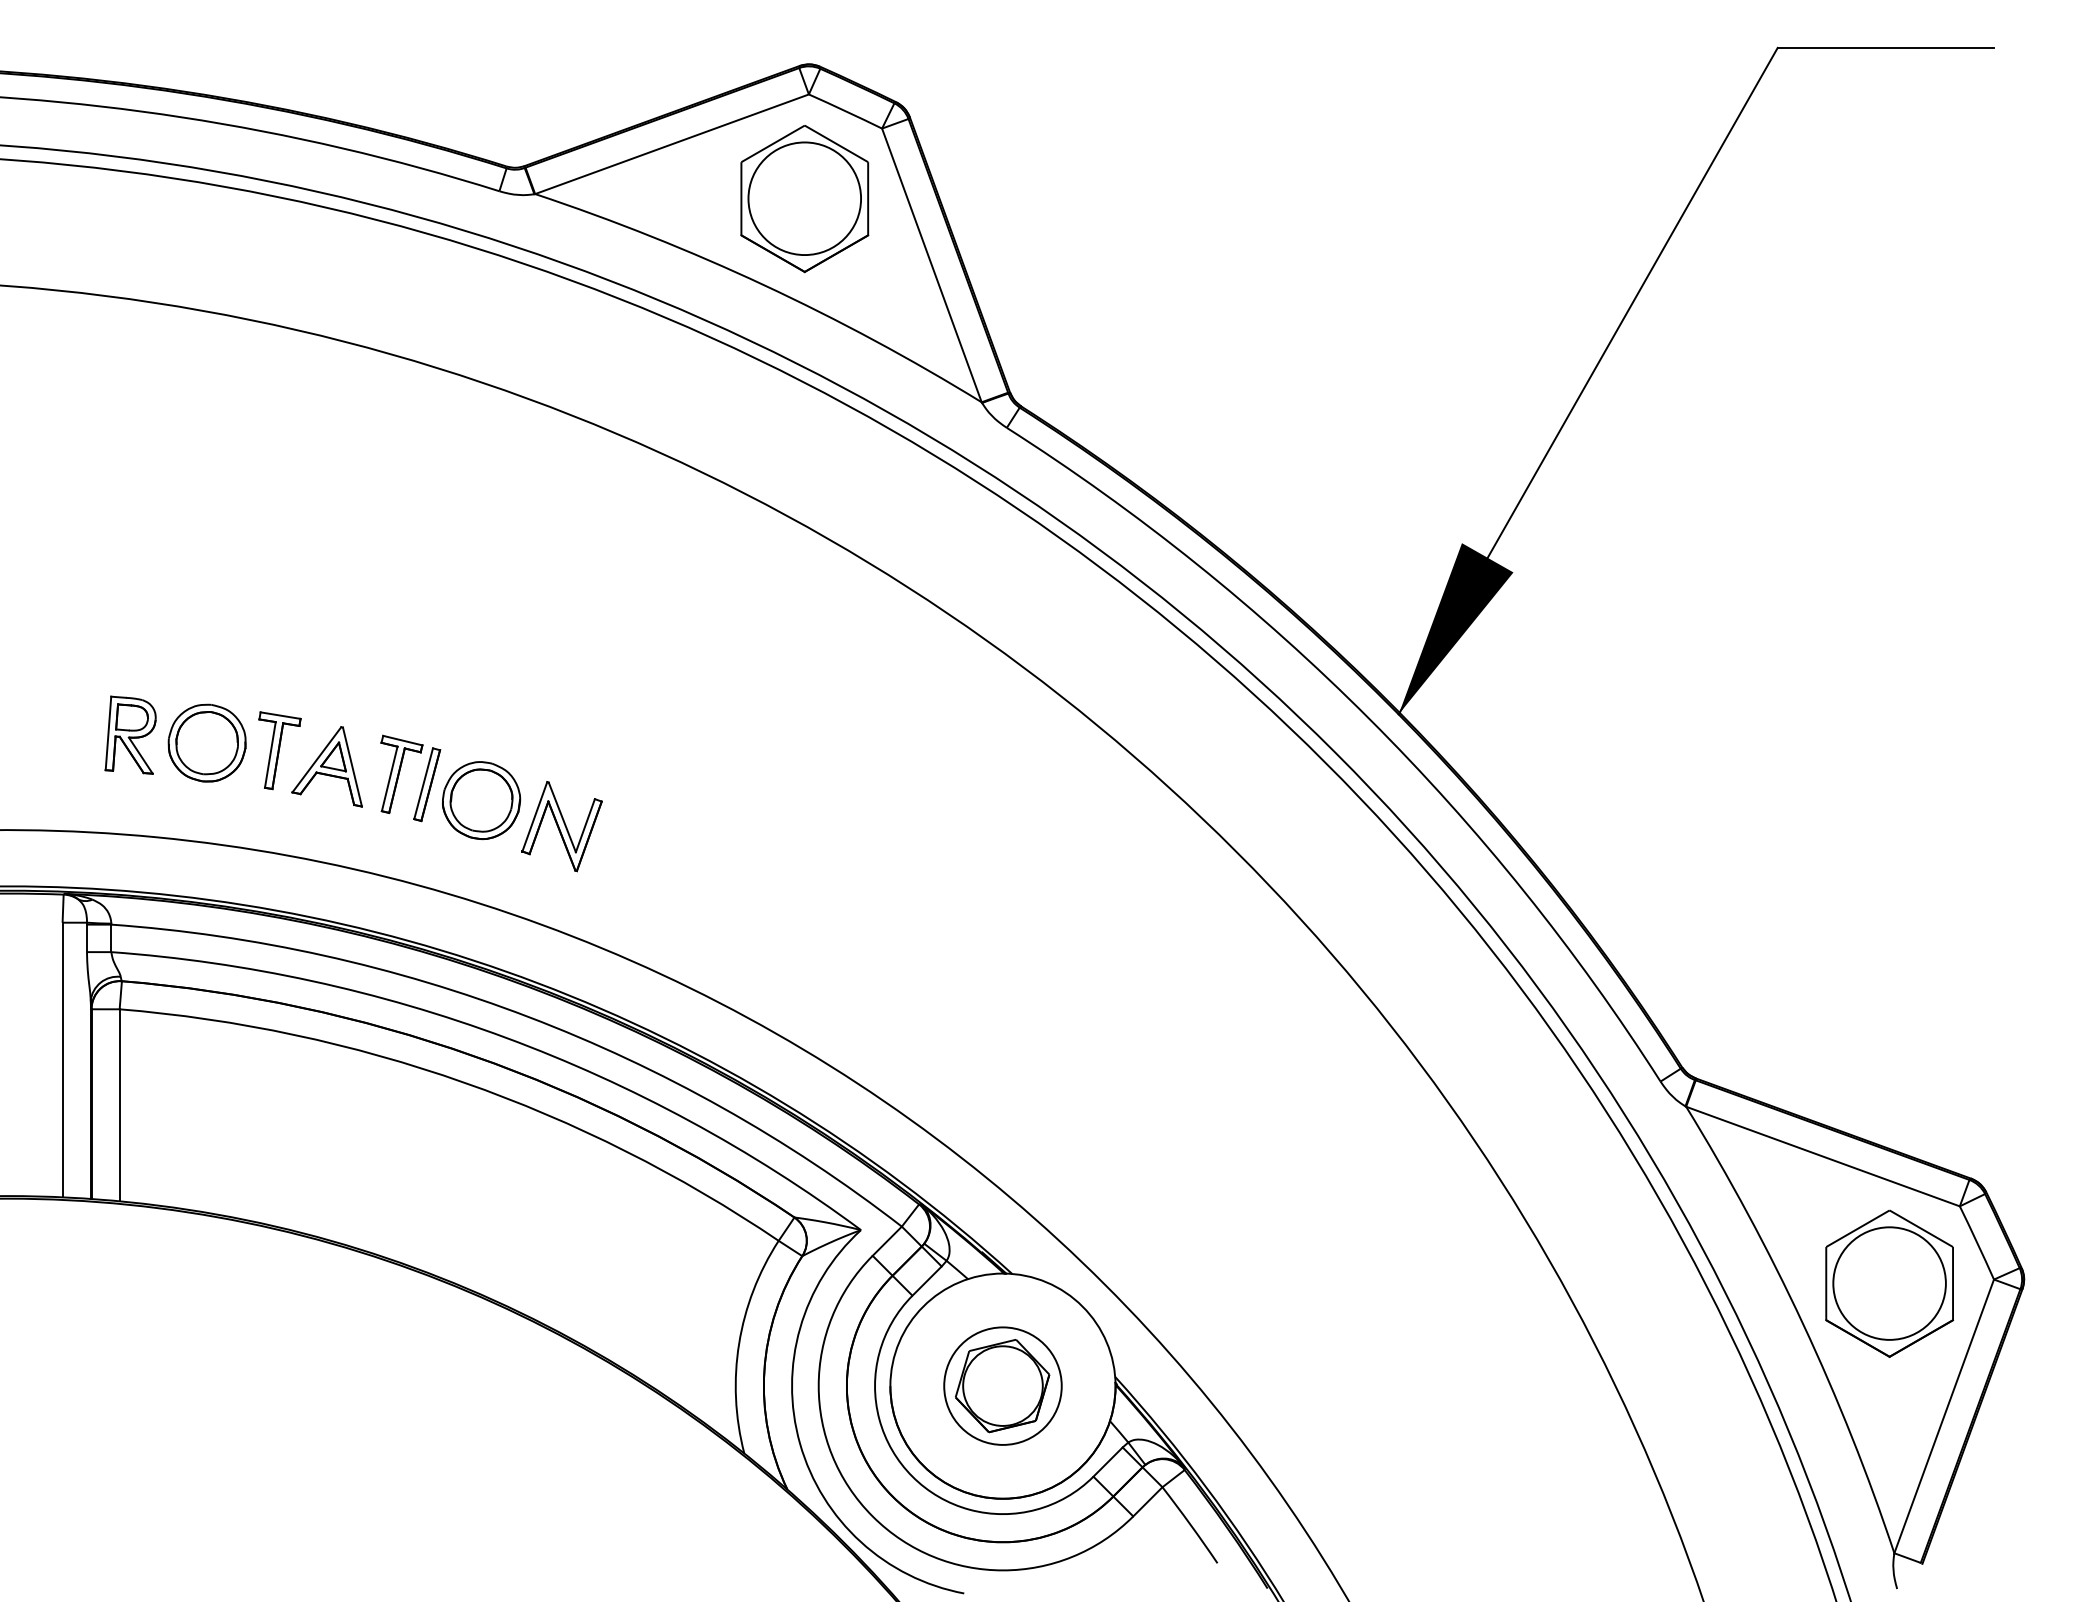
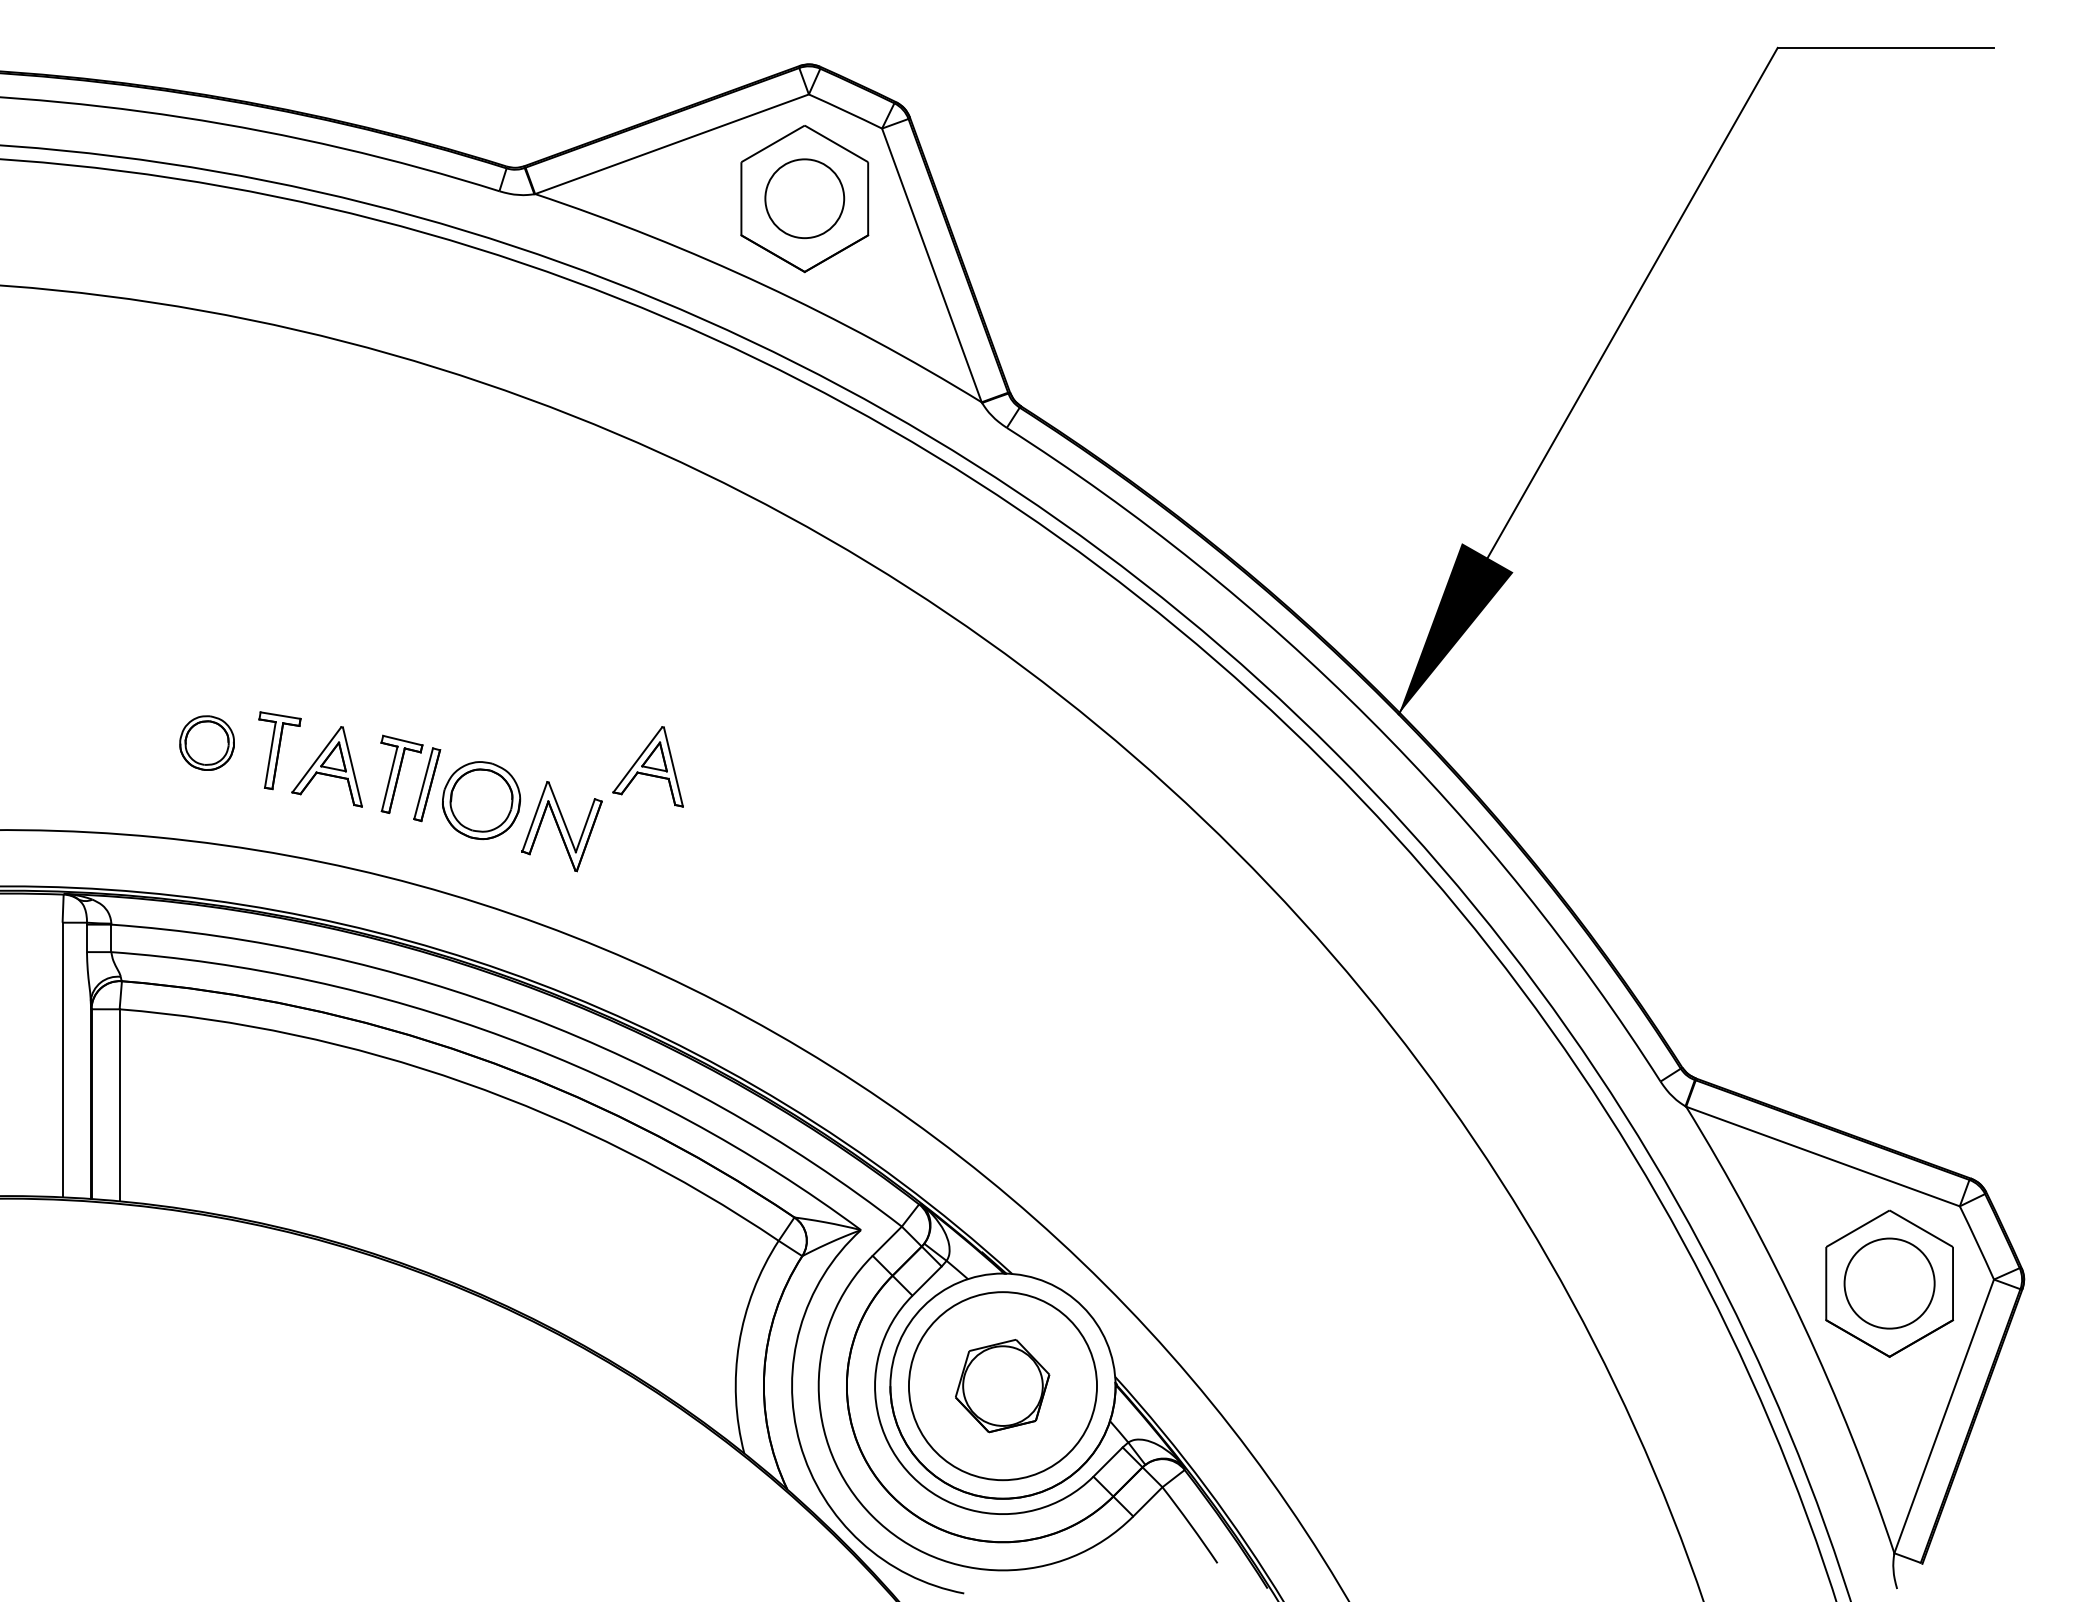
circle diameter: 113 px -> 79 px (804, 198)
part: present -> none (130, 734)
part size: 80x80 px -> 56x56 px (206, 742)
part: none -> present (647, 766)
circle diameter: 113 px -> 90 px (1889, 1283)
circle diameter: 118 px -> 188 px (1002, 1386)
